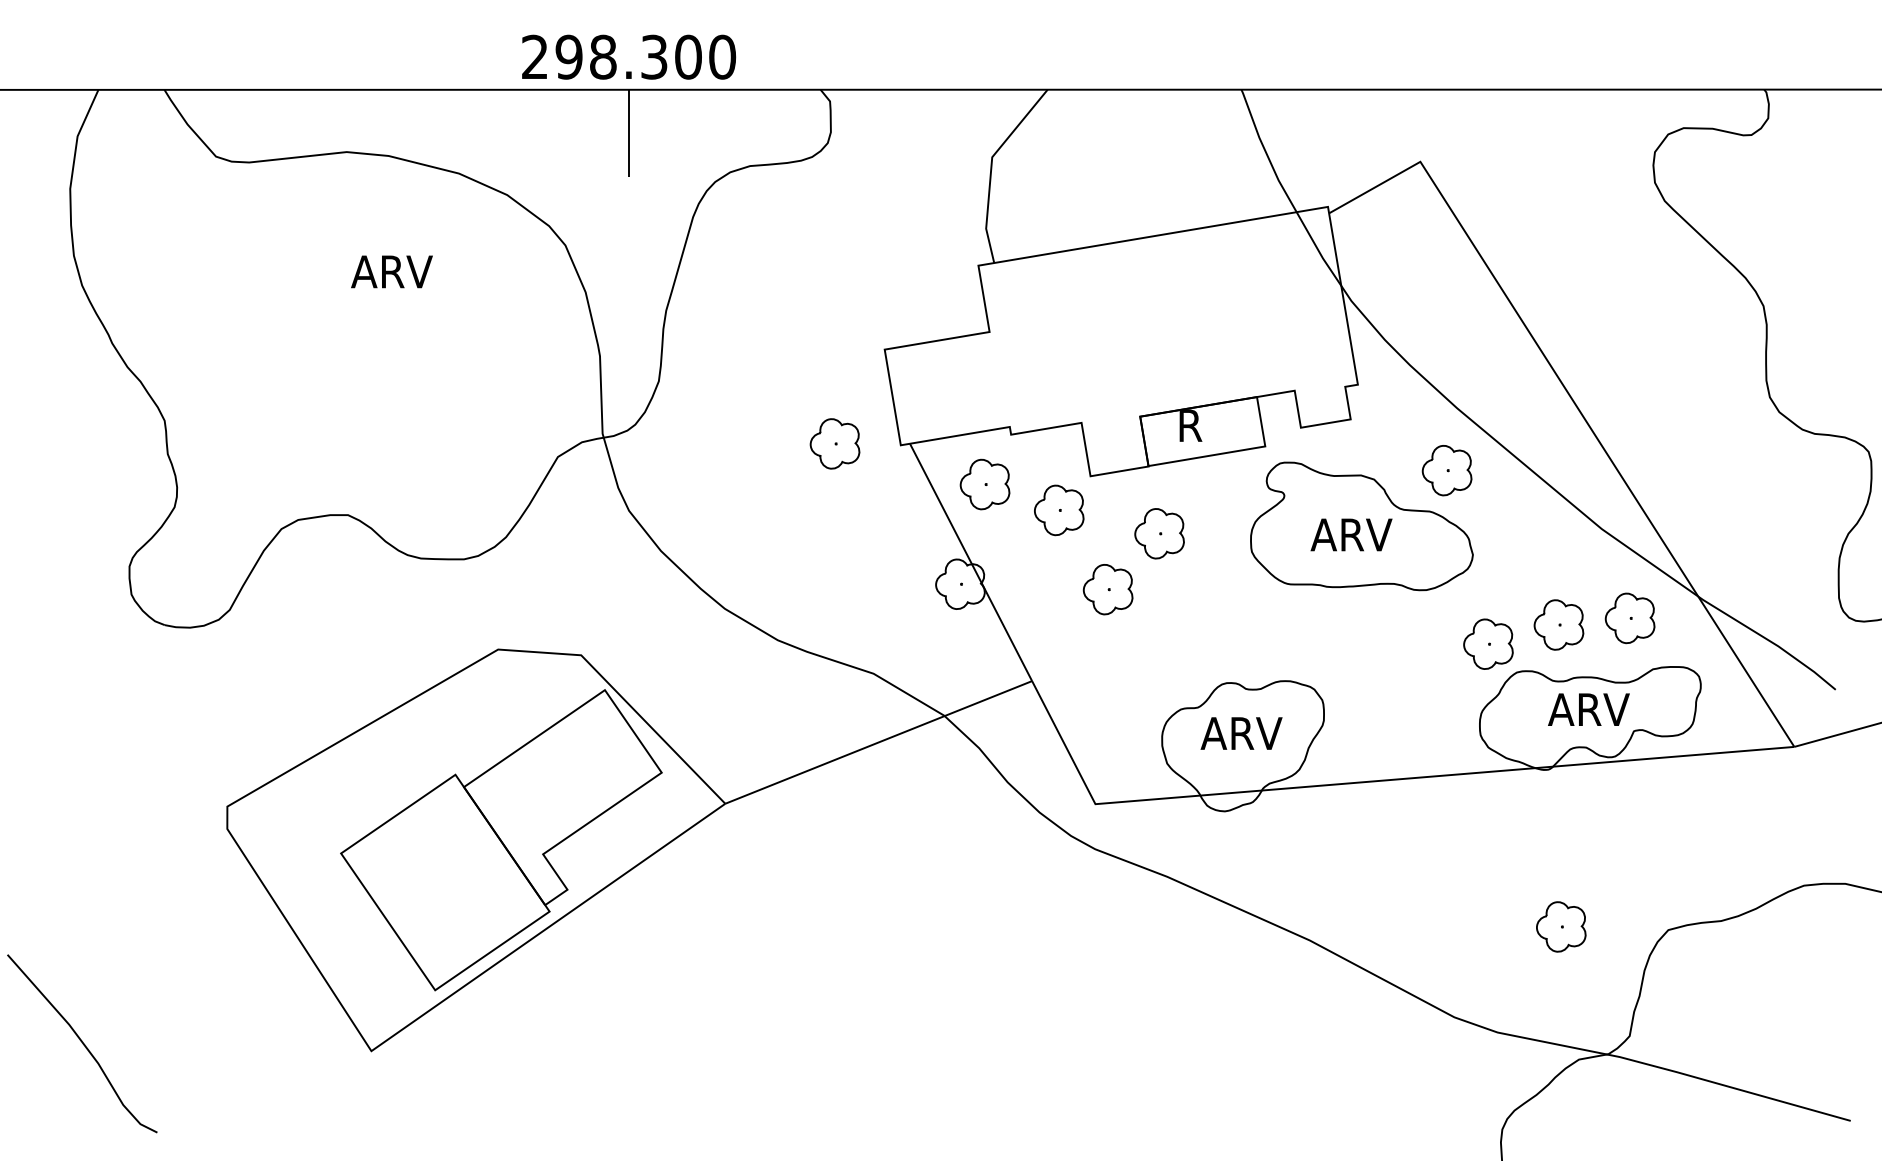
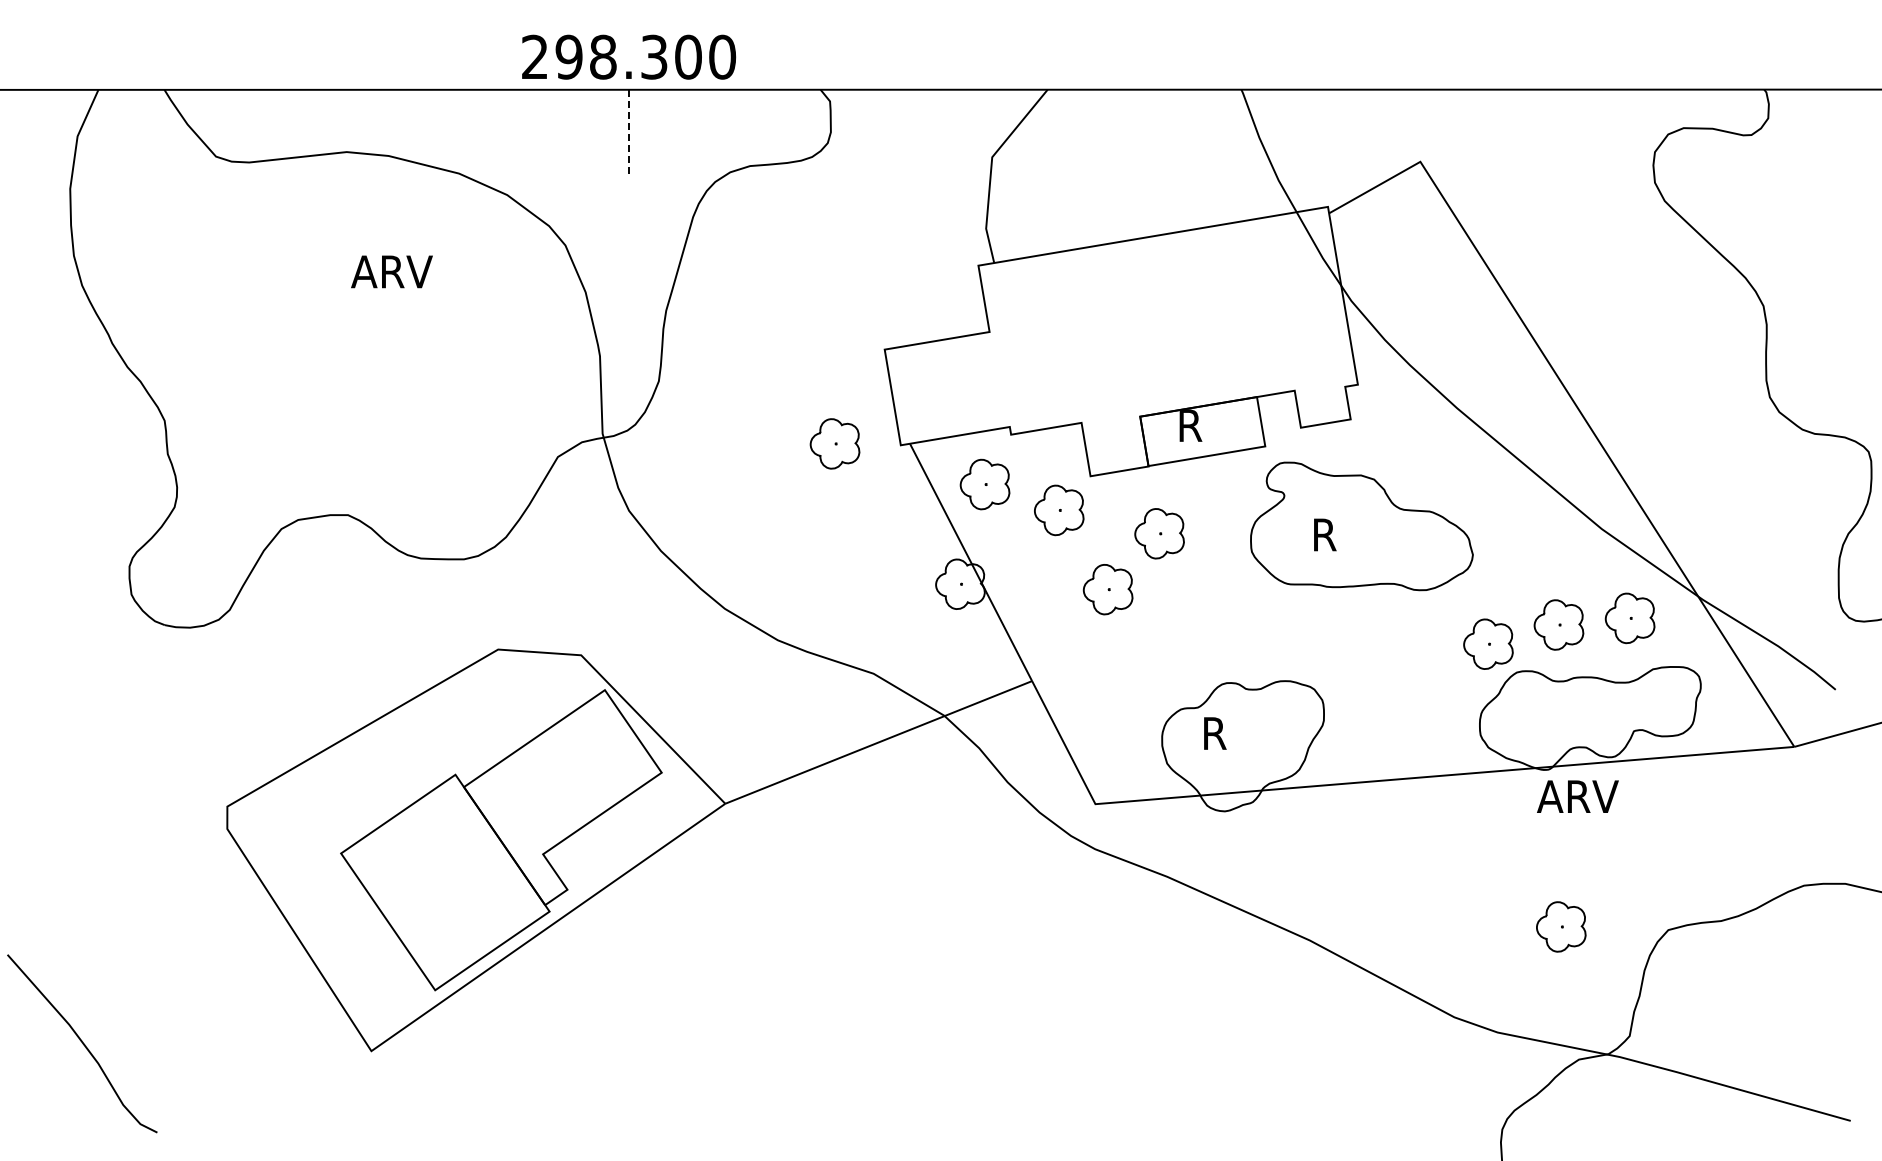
line: solid -> dashed (628, 133)
part: present -> none (1446, 470)
text: ARV -> R (1351, 534)
text position: (1588, 709) -> (1577, 796) (1577, 796)
text: ARV -> R (1241, 733)
